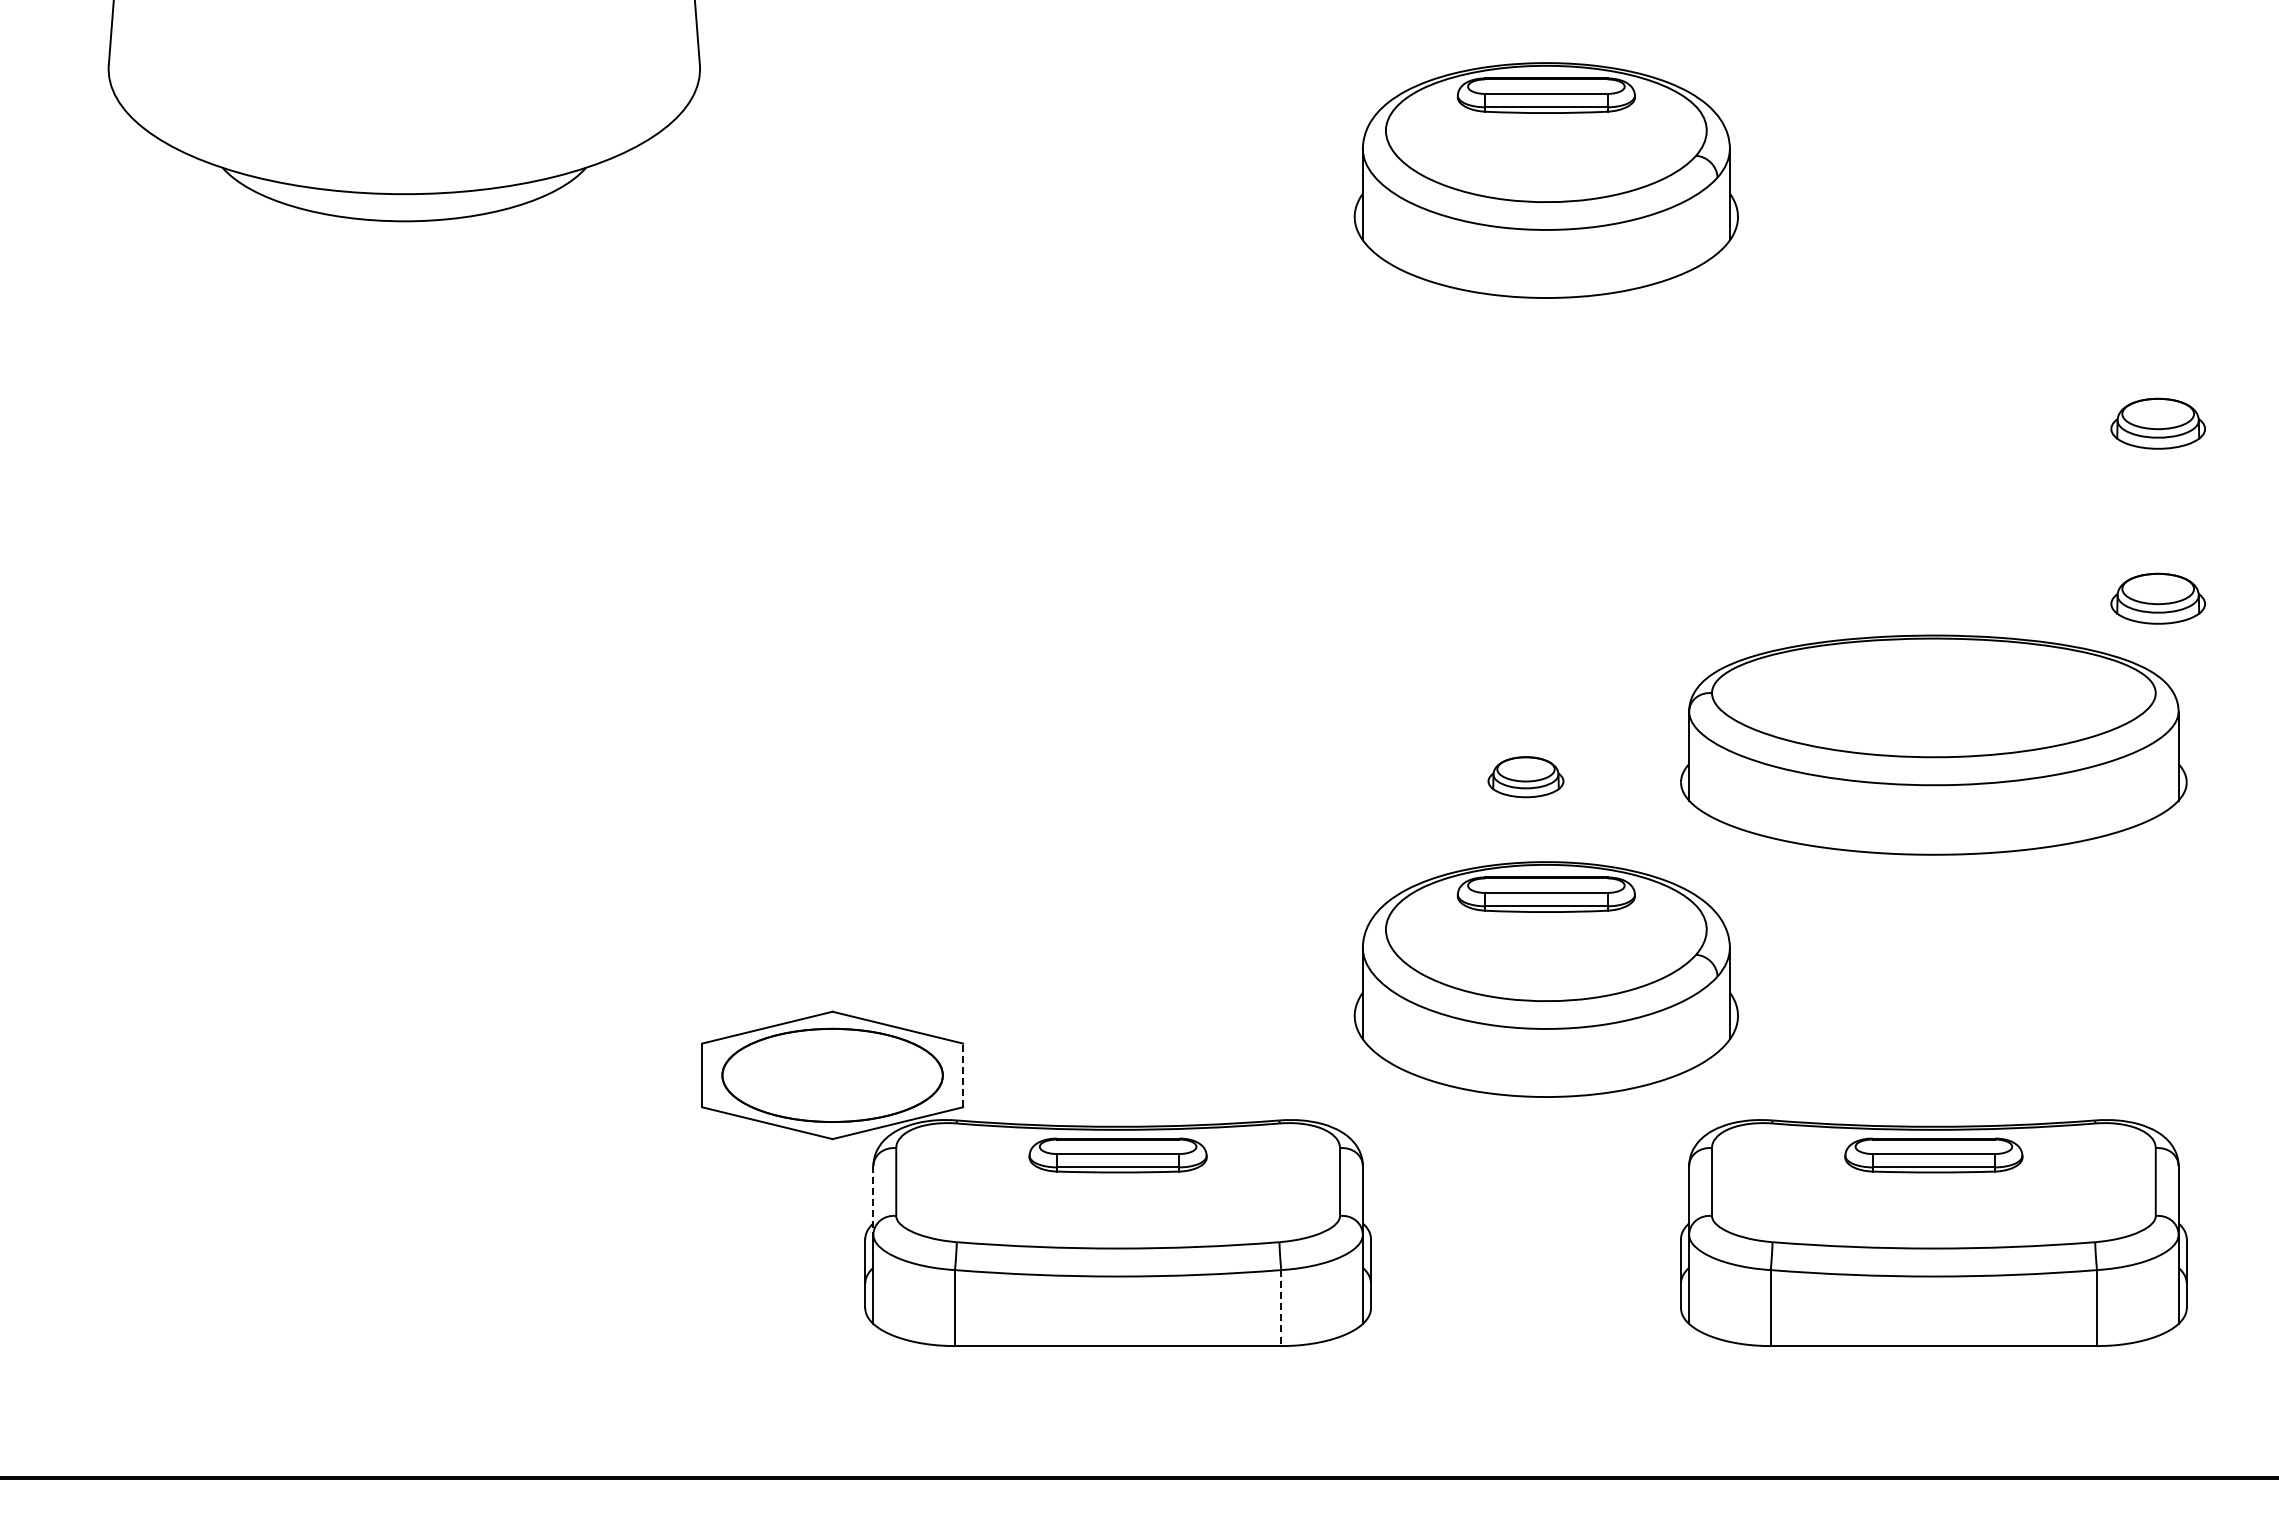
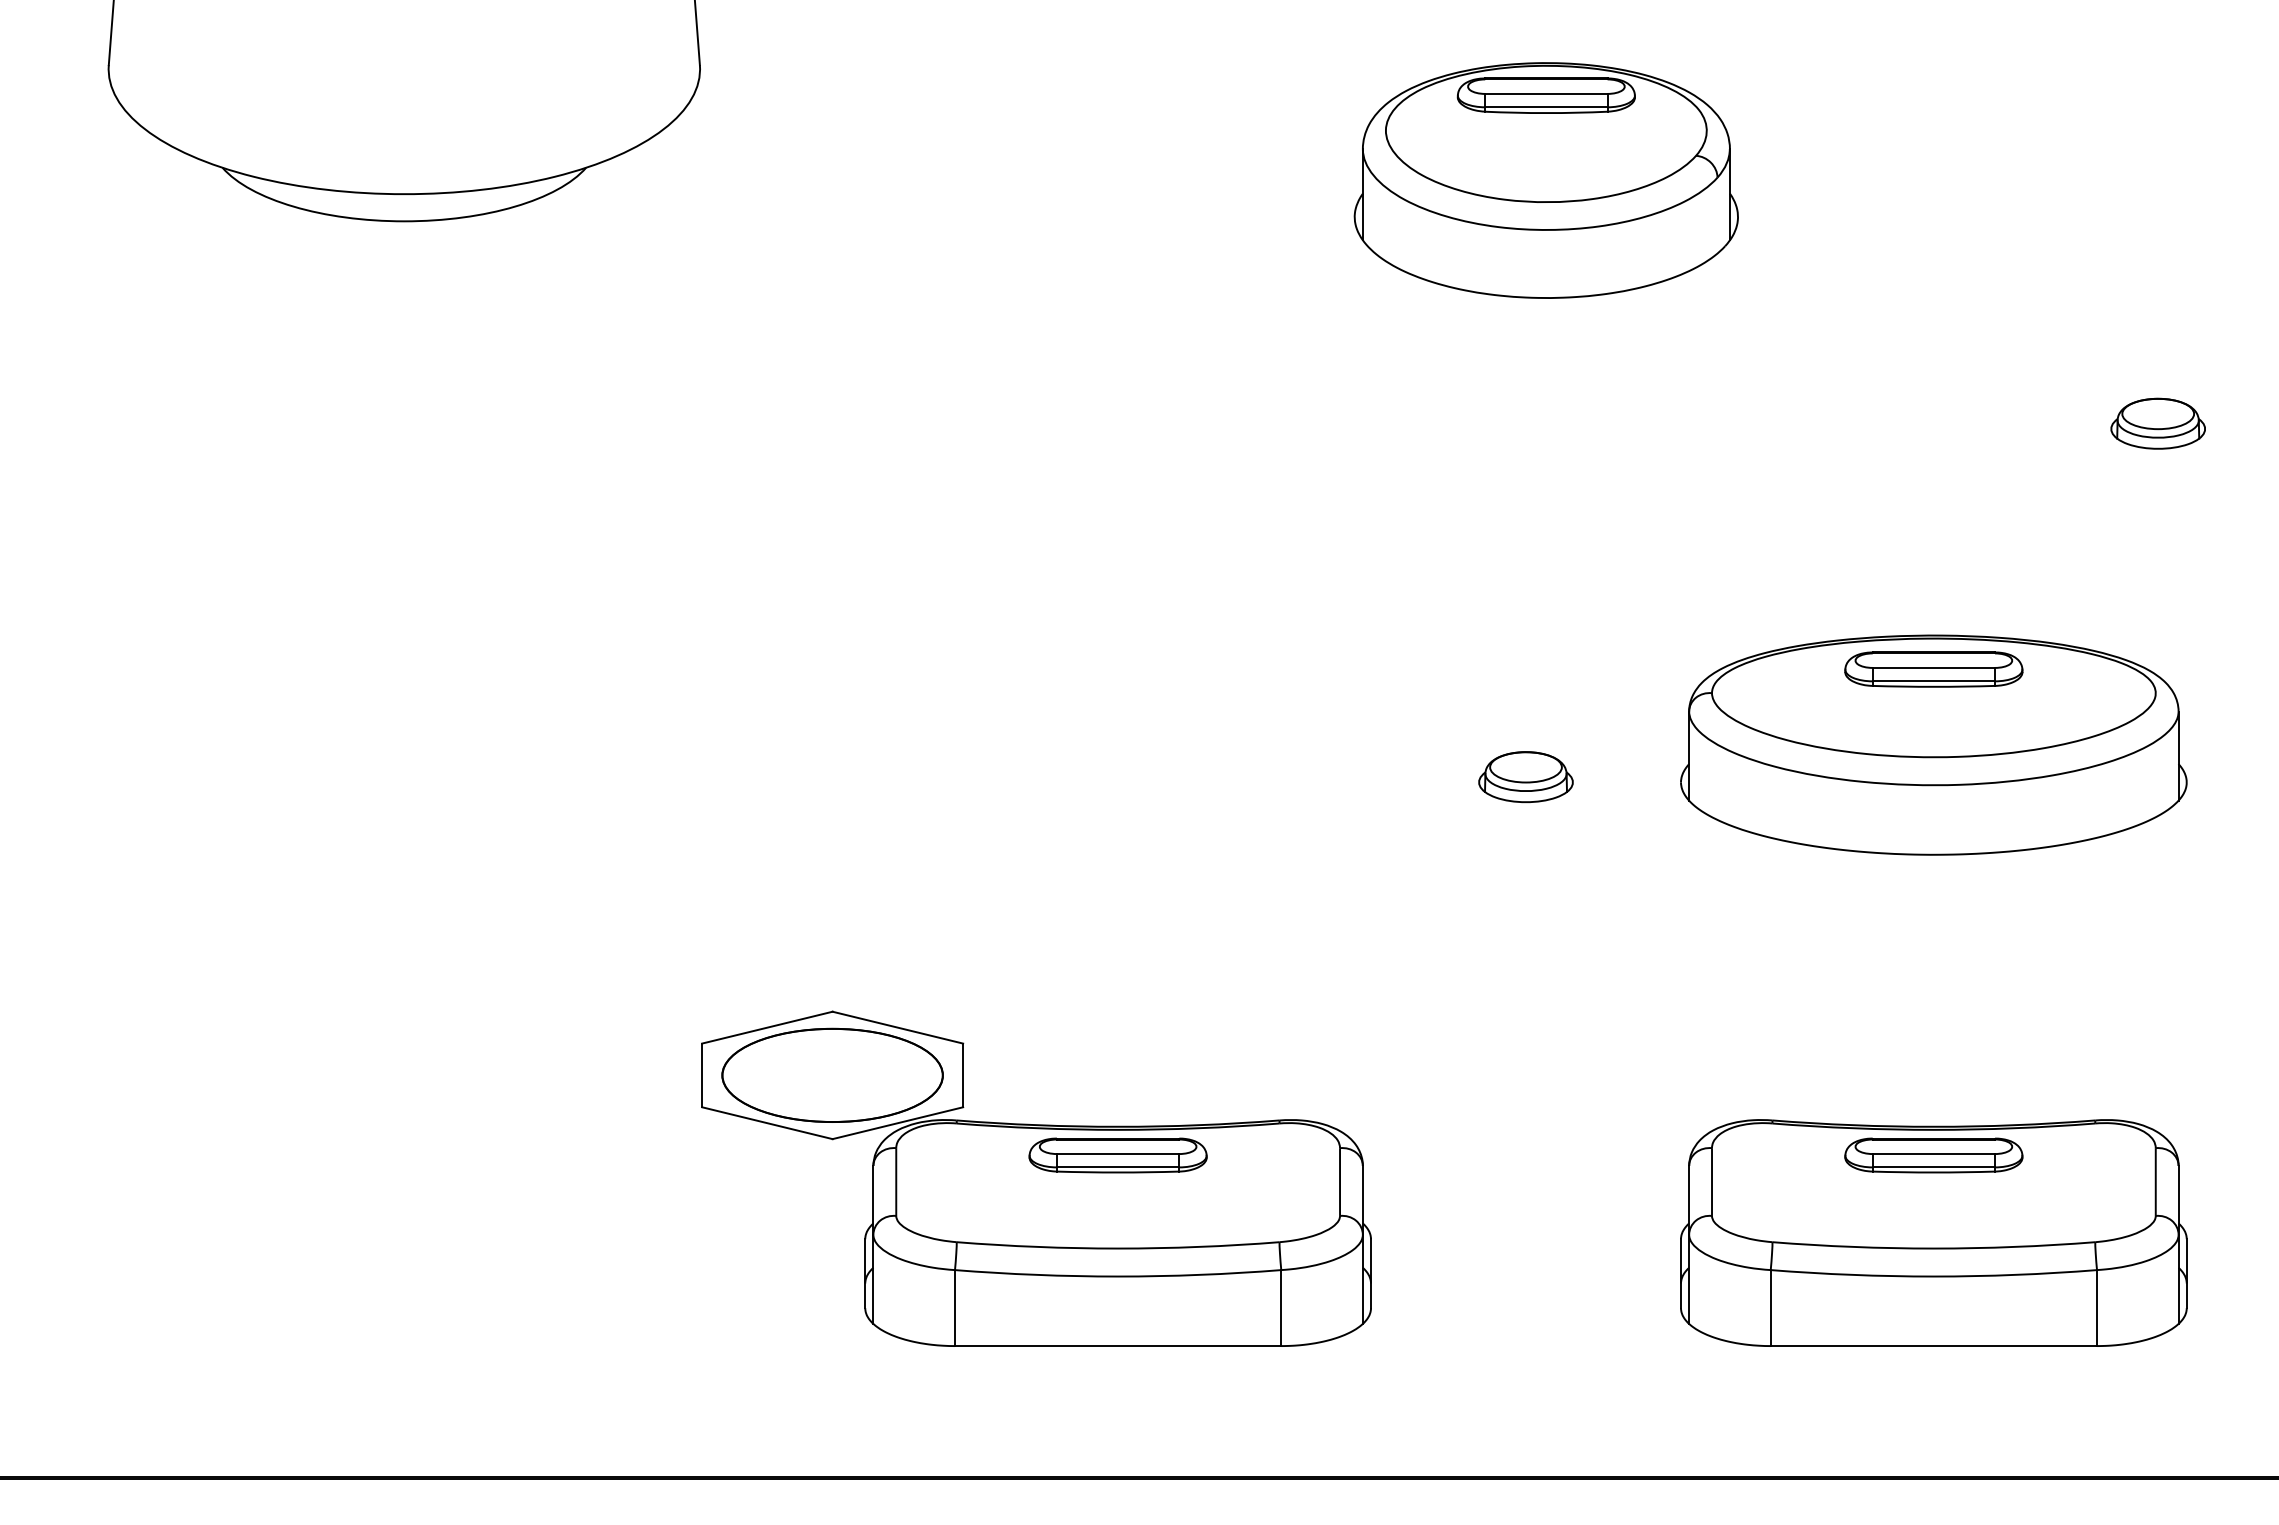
part: present -> none (2157, 598)
part: none -> present (1933, 669)
part size: 78x43 px -> 96x53 px (1525, 777)
part: present -> none (1545, 979)
line: dashed -> solid (963, 1075)
line: dashed -> solid (873, 1200)
line: dashed -> solid (1281, 1308)
